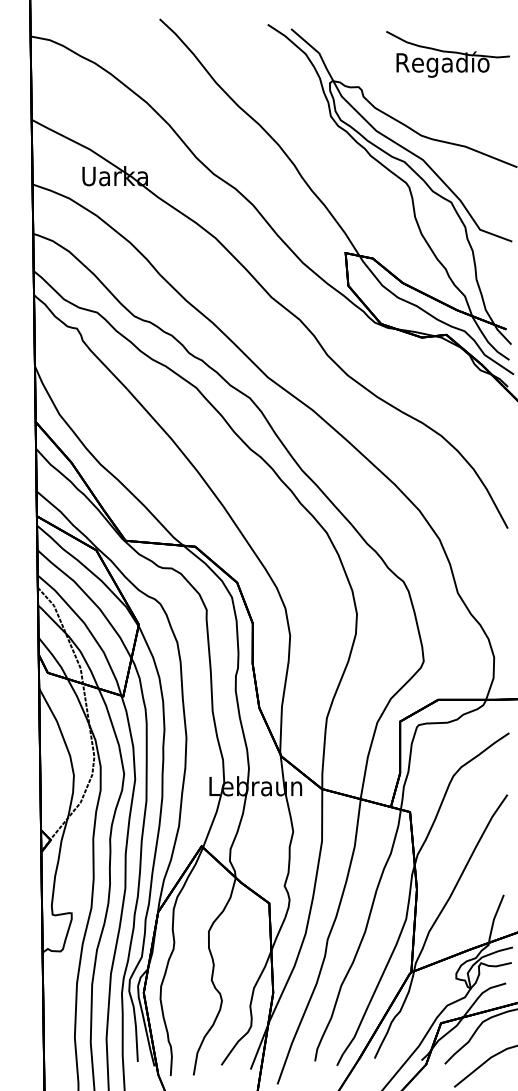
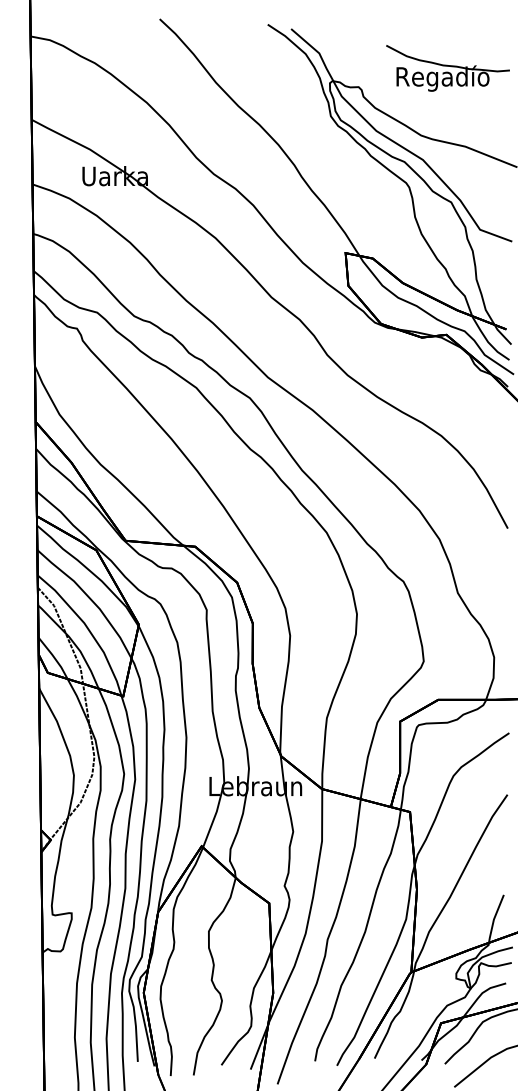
part position: (447, 54) -> (447, 68) (447, 68)
